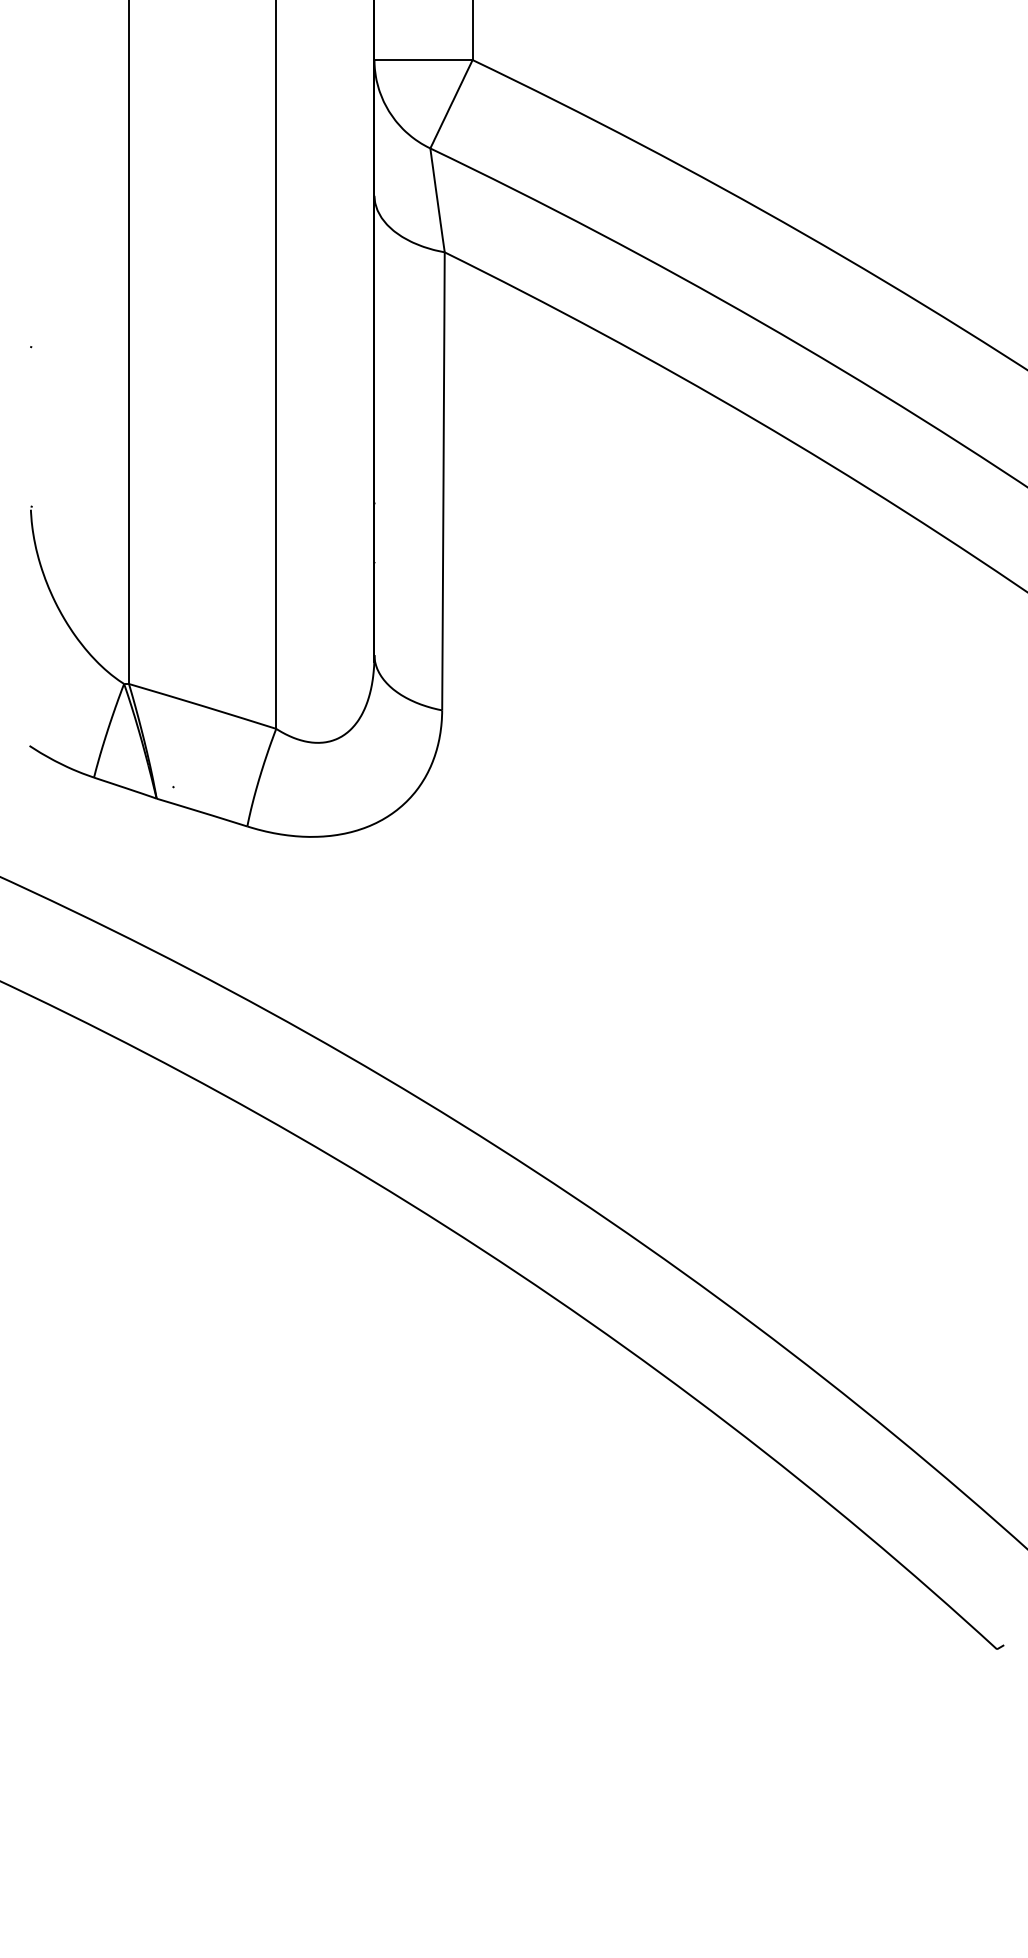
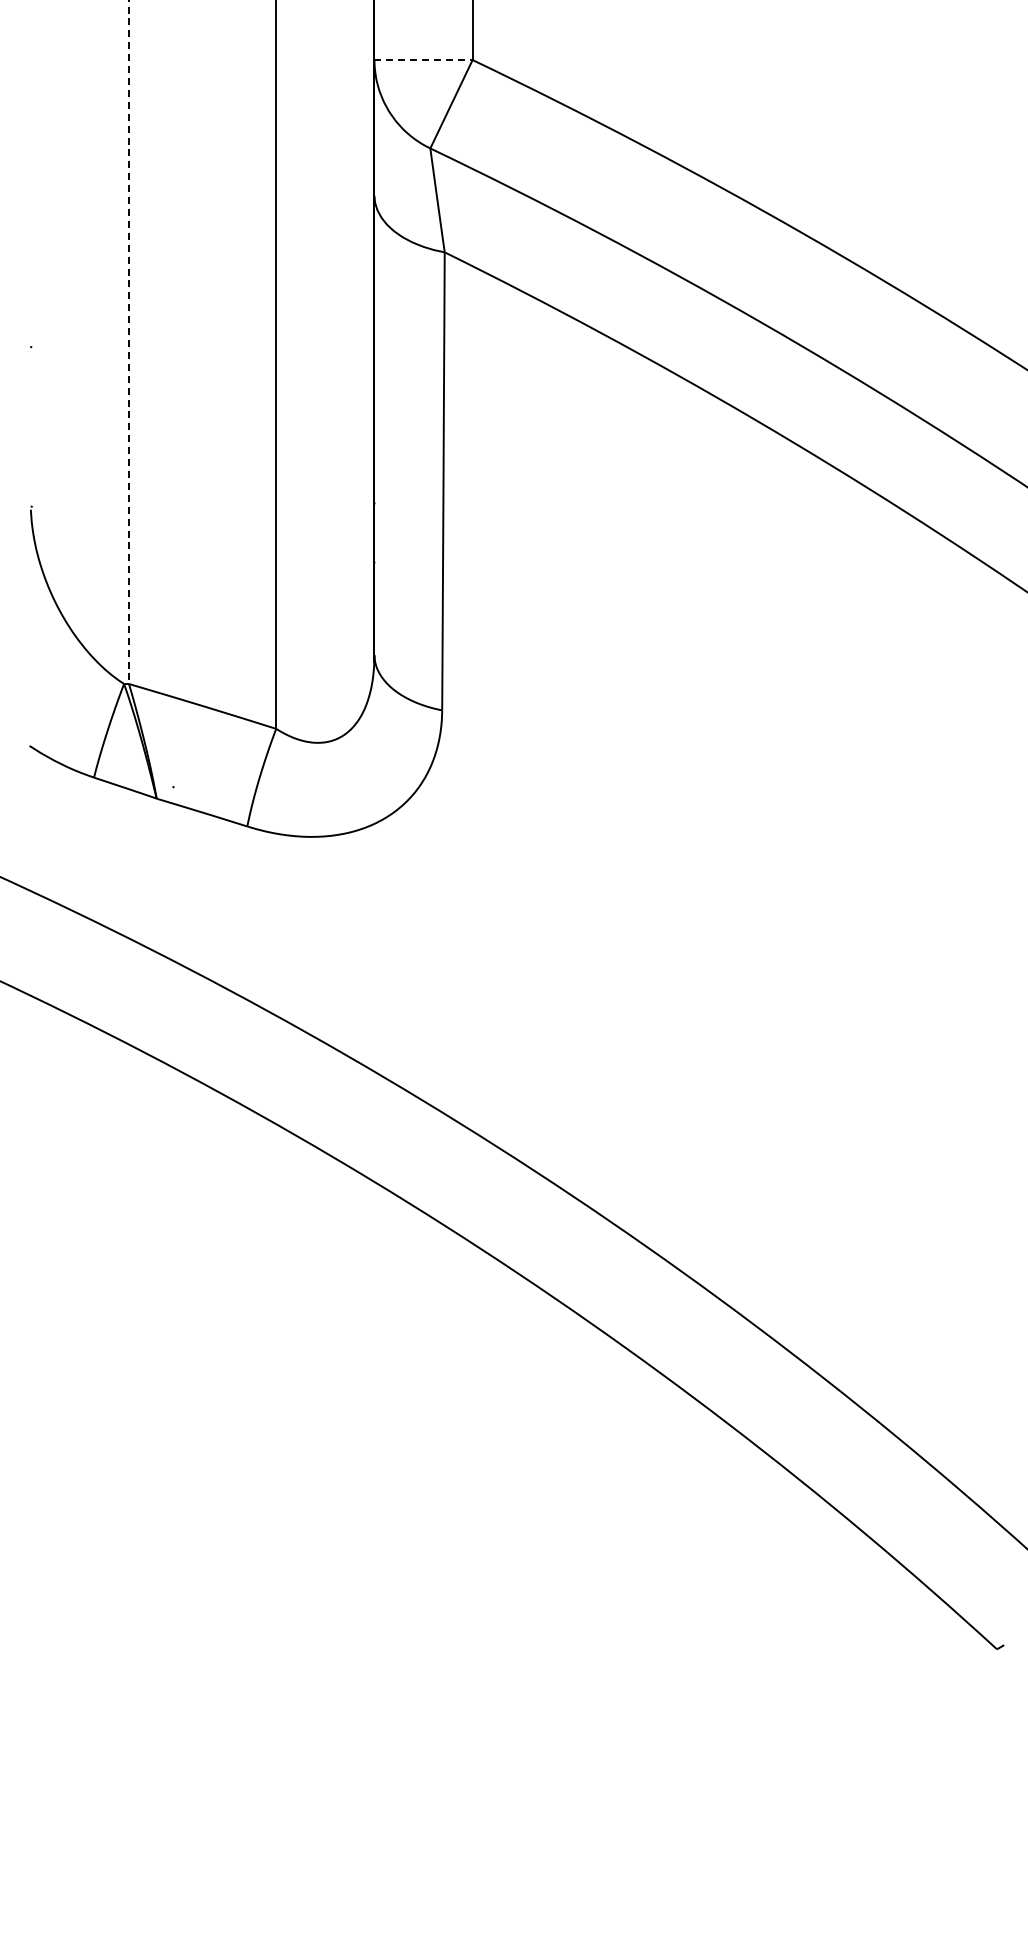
line: solid -> dashed (424, 60)
line: solid -> dashed (129, 342)
